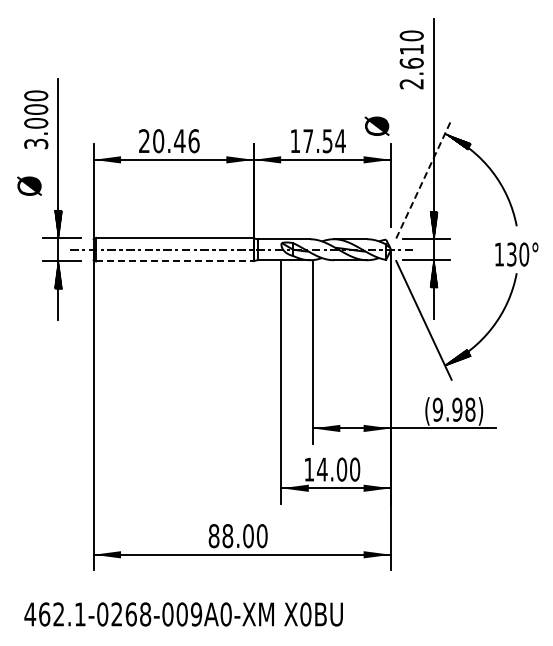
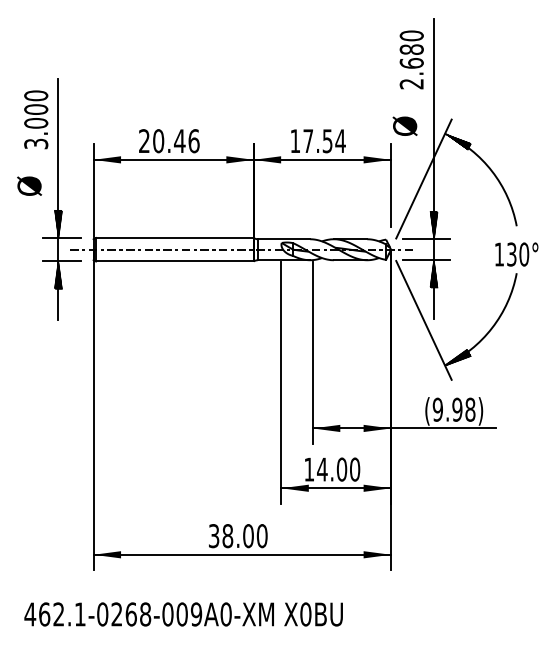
text: 2.610 -> 2.680 (411, 49)
text position: (376, 125) -> (404, 125) (404, 125)
line: dashed -> solid (423, 179)
line: dashed -> solid (174, 261)
text: 88.00 -> 38.00 (213, 536)
